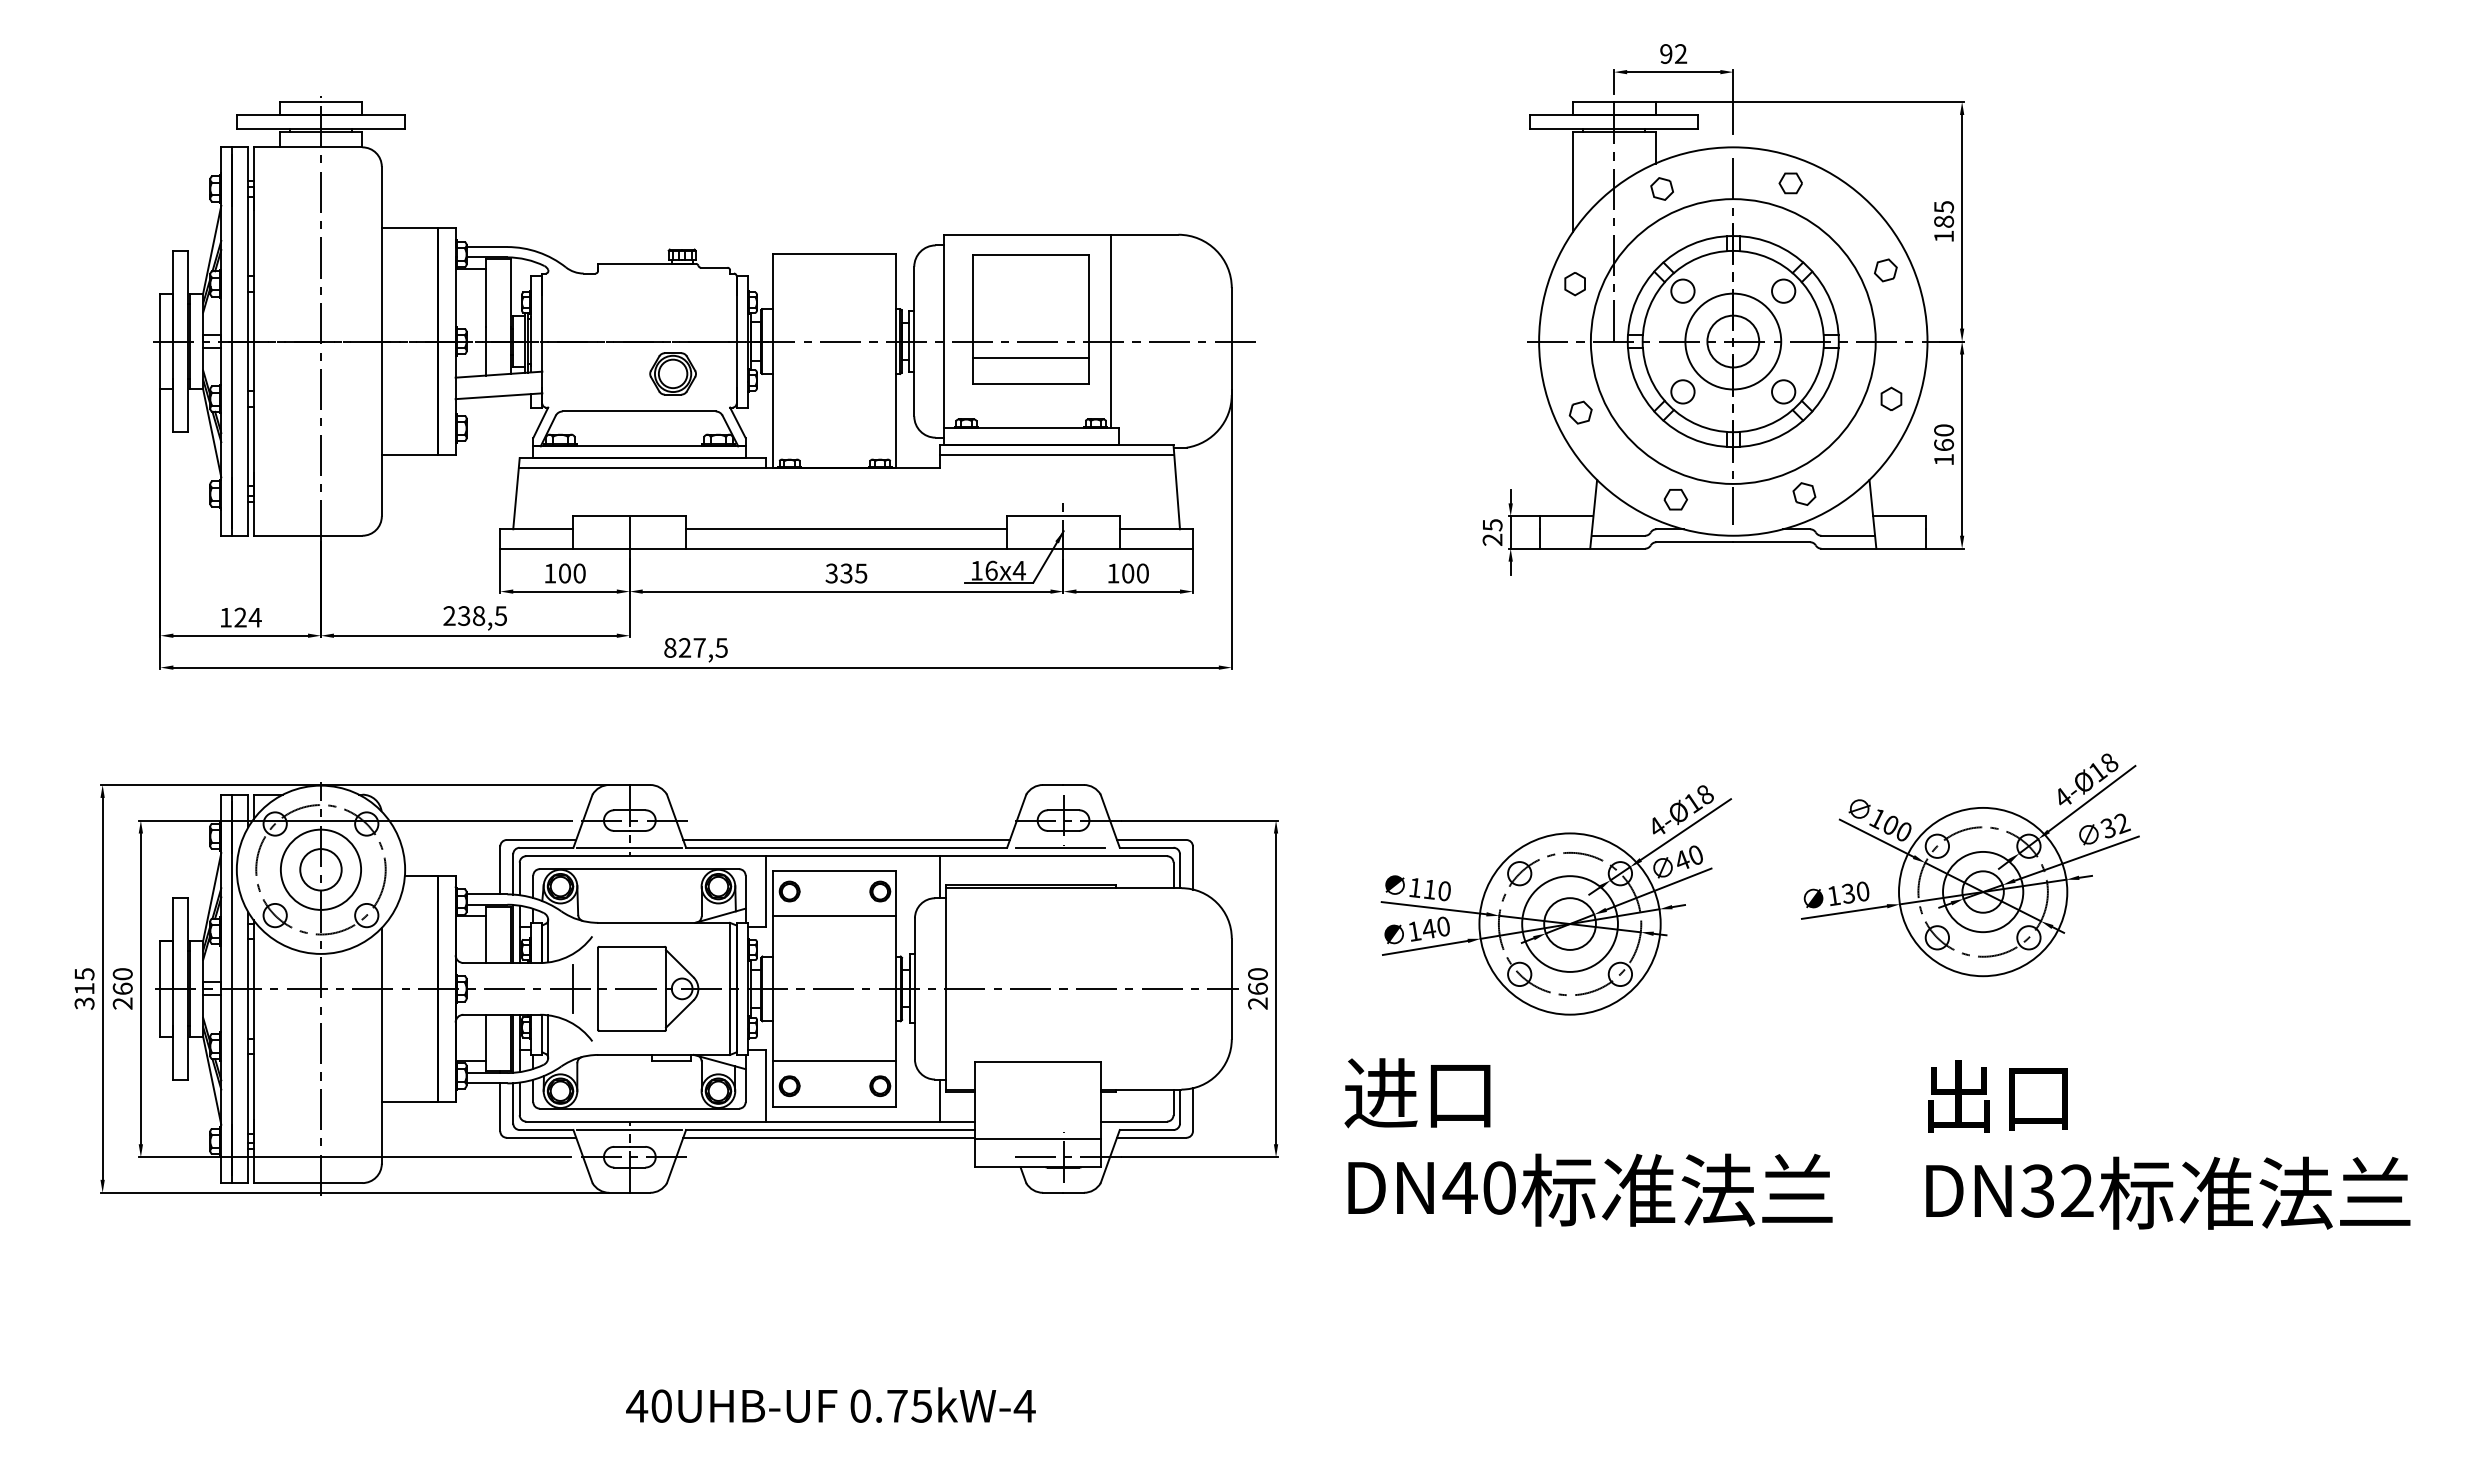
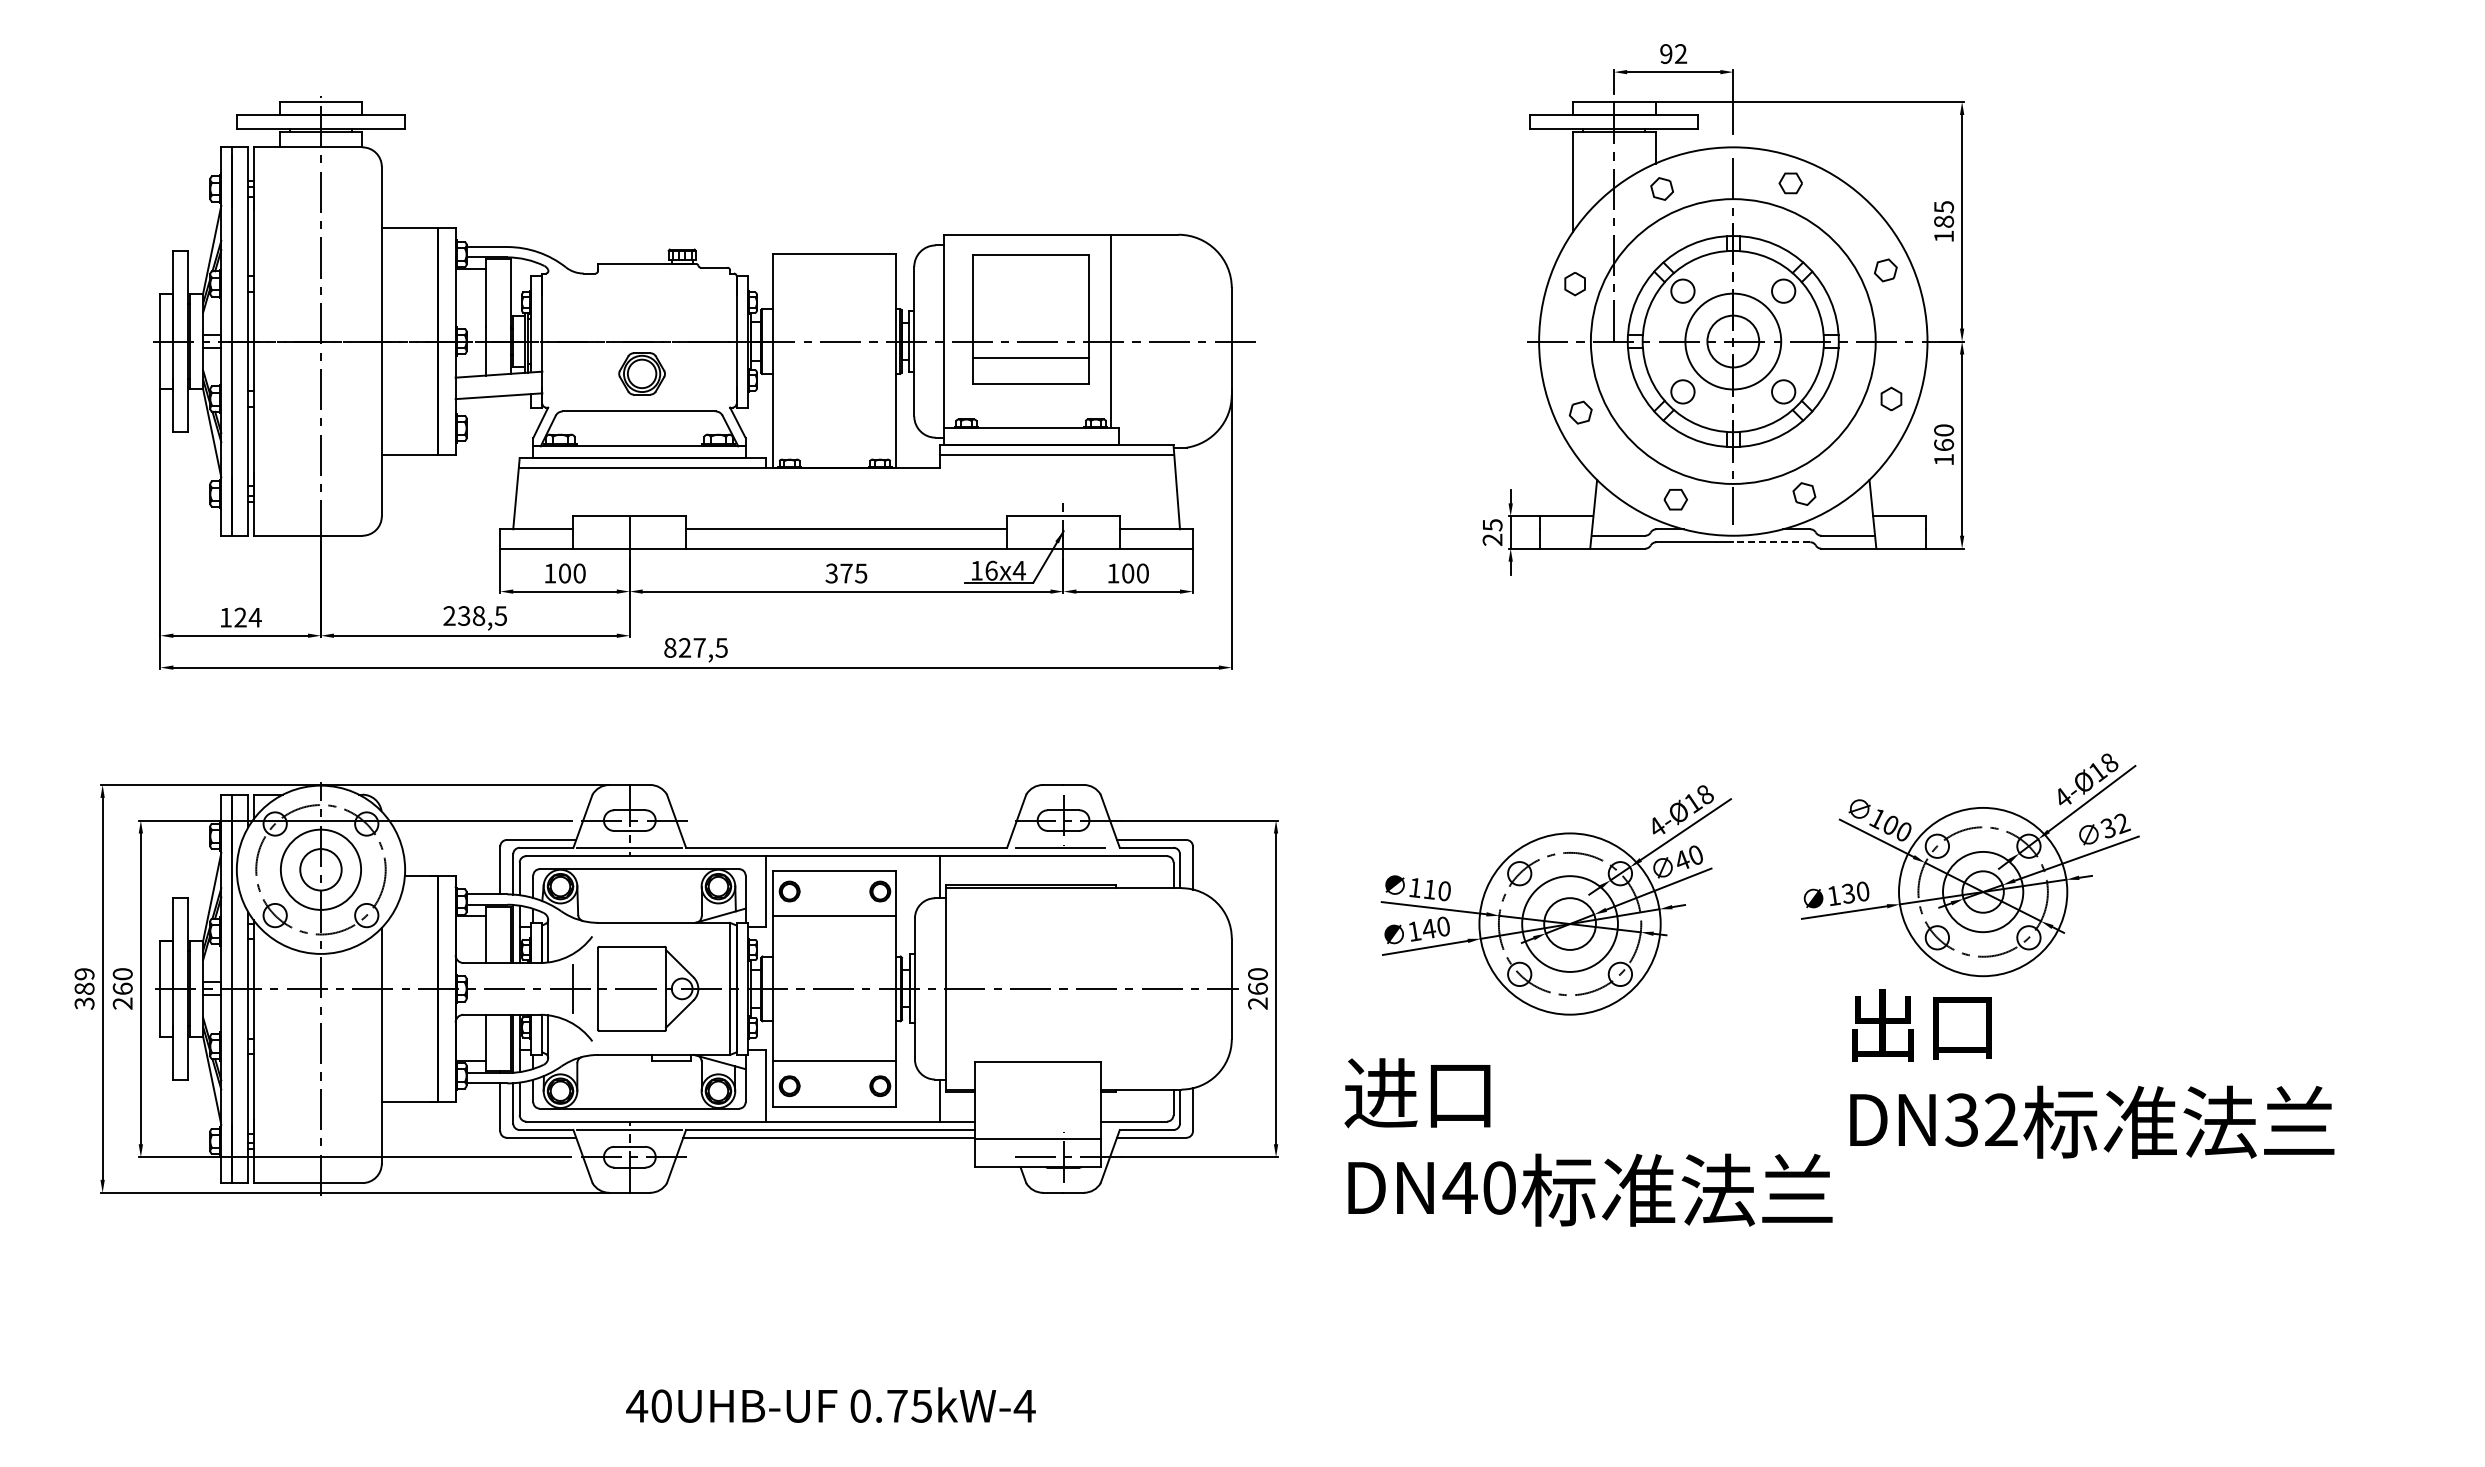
part position: (672, 373) -> (641, 373) (641, 373)
line: solid -> dashed (1771, 542)
text: 335 -> 375 (846, 573)
line: present -> none (846, 840)
text: 315 -> 389 (84, 981)
text position: (2168, 1144) -> (2092, 1073) (2092, 1073)
